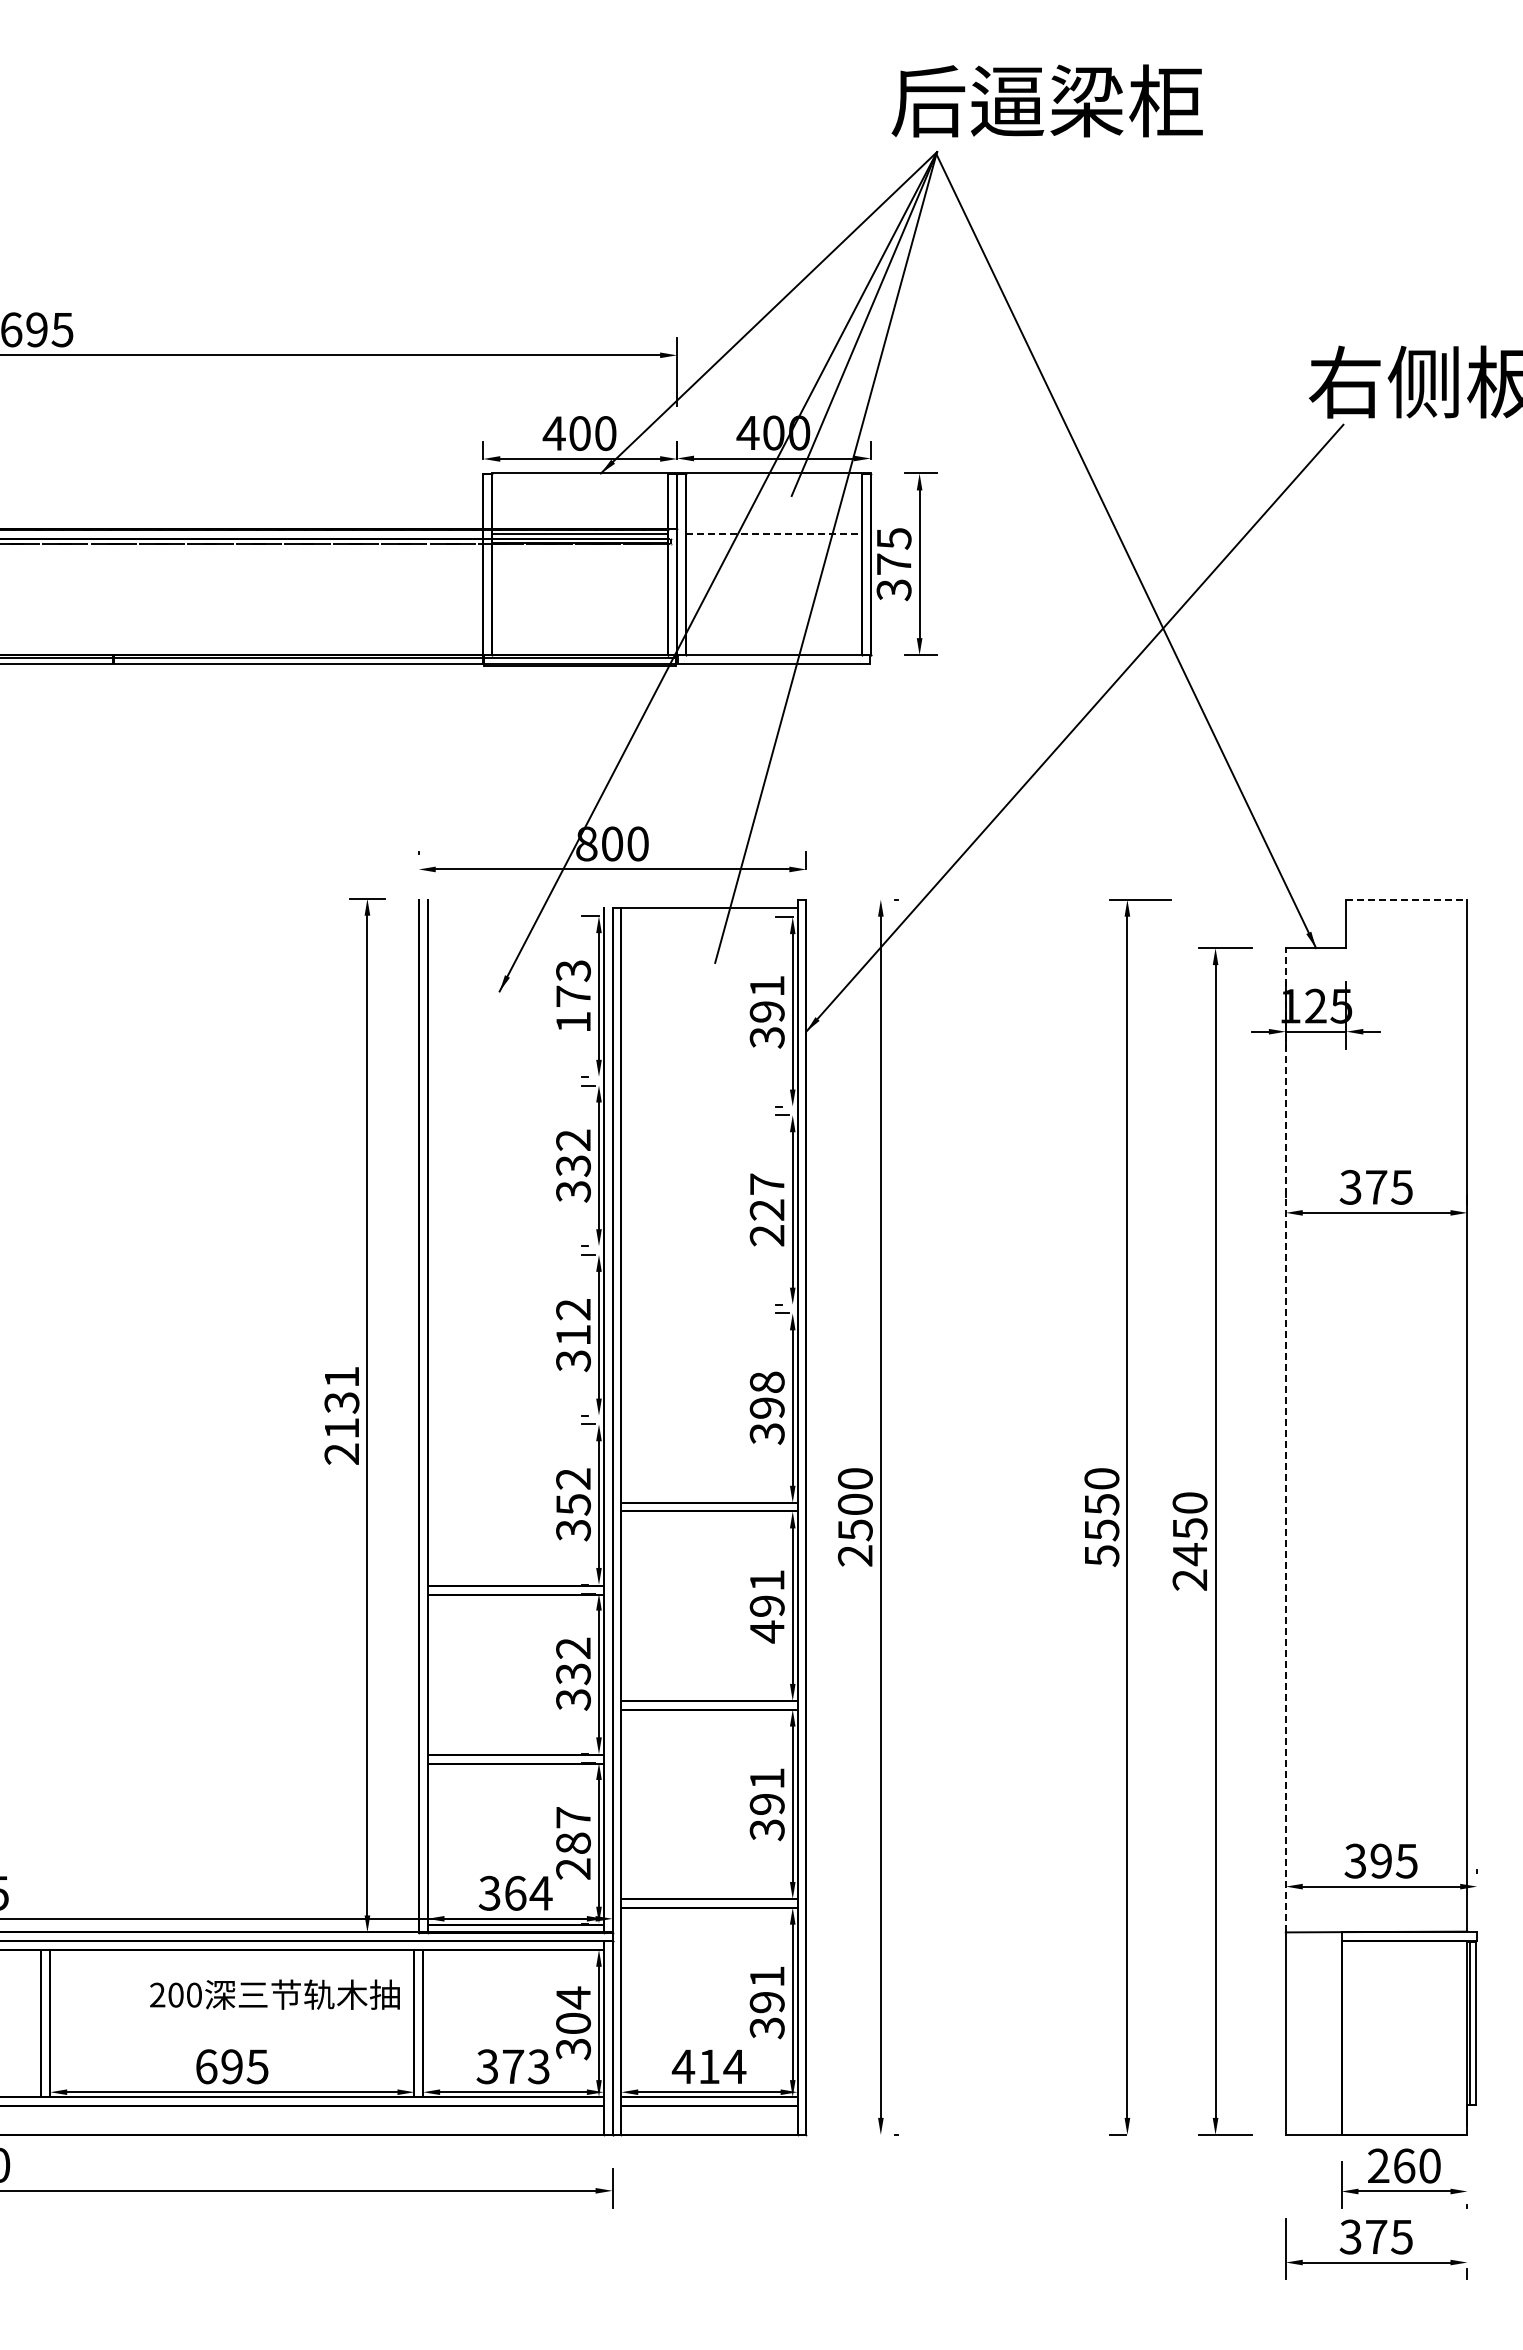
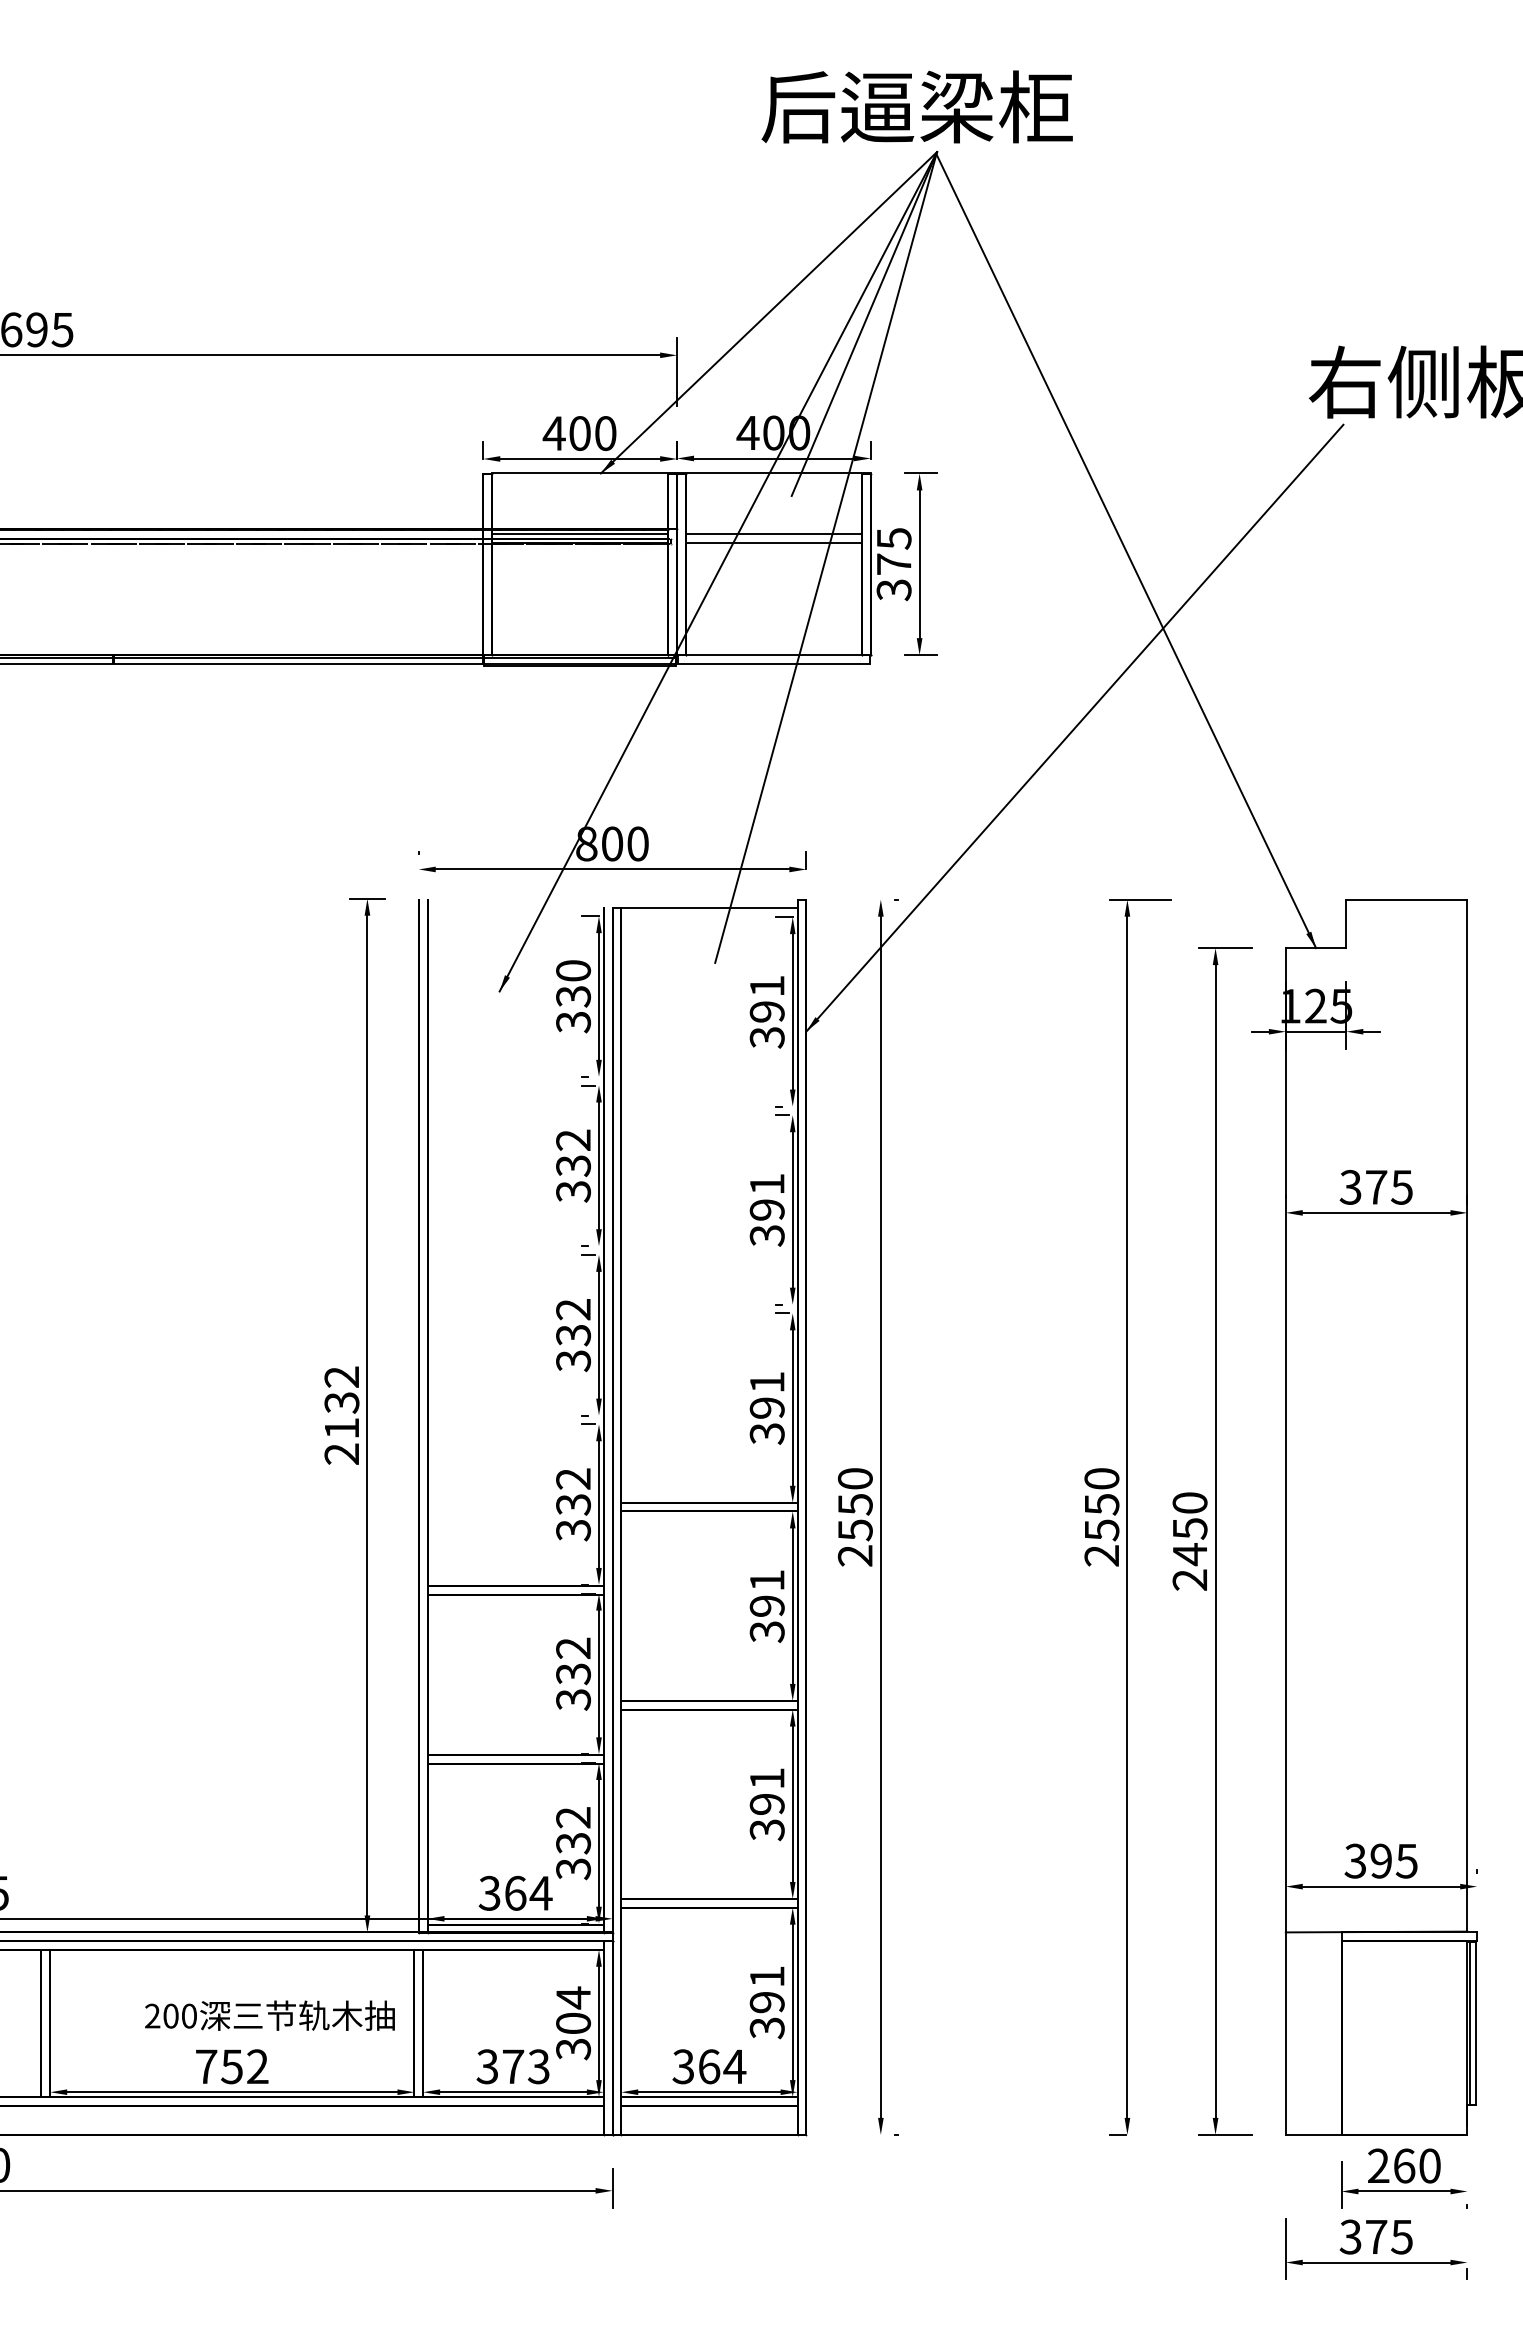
text position: (1046, 100) -> (916, 106) (916, 106)
line: dashed -> solid (774, 534)
line: none -> present (773, 542)
line: dashed -> solid (1406, 899)
text: 173 -> 330 (573, 996)
text: 227 -> 391 (767, 1209)
text: 312 -> 332 (573, 1335)
text: 2131 -> 2132 (341, 1376)
text: 398 -> 391 (766, 1381)
line: dashed -> solid (1285, 1439)
text: 352 -> 332 (573, 1504)
text: 2500 -> 2550 (854, 1504)
text: 5550 -> 2550 (1101, 1555)
text: 491 -> 391 (766, 1631)
text: 287 -> 332 (573, 1843)
text position: (274, 1994) -> (269, 2015) (269, 2015)
text: 695 -> 752 (232, 2066)
text: 414 -> 364 (695, 2066)
